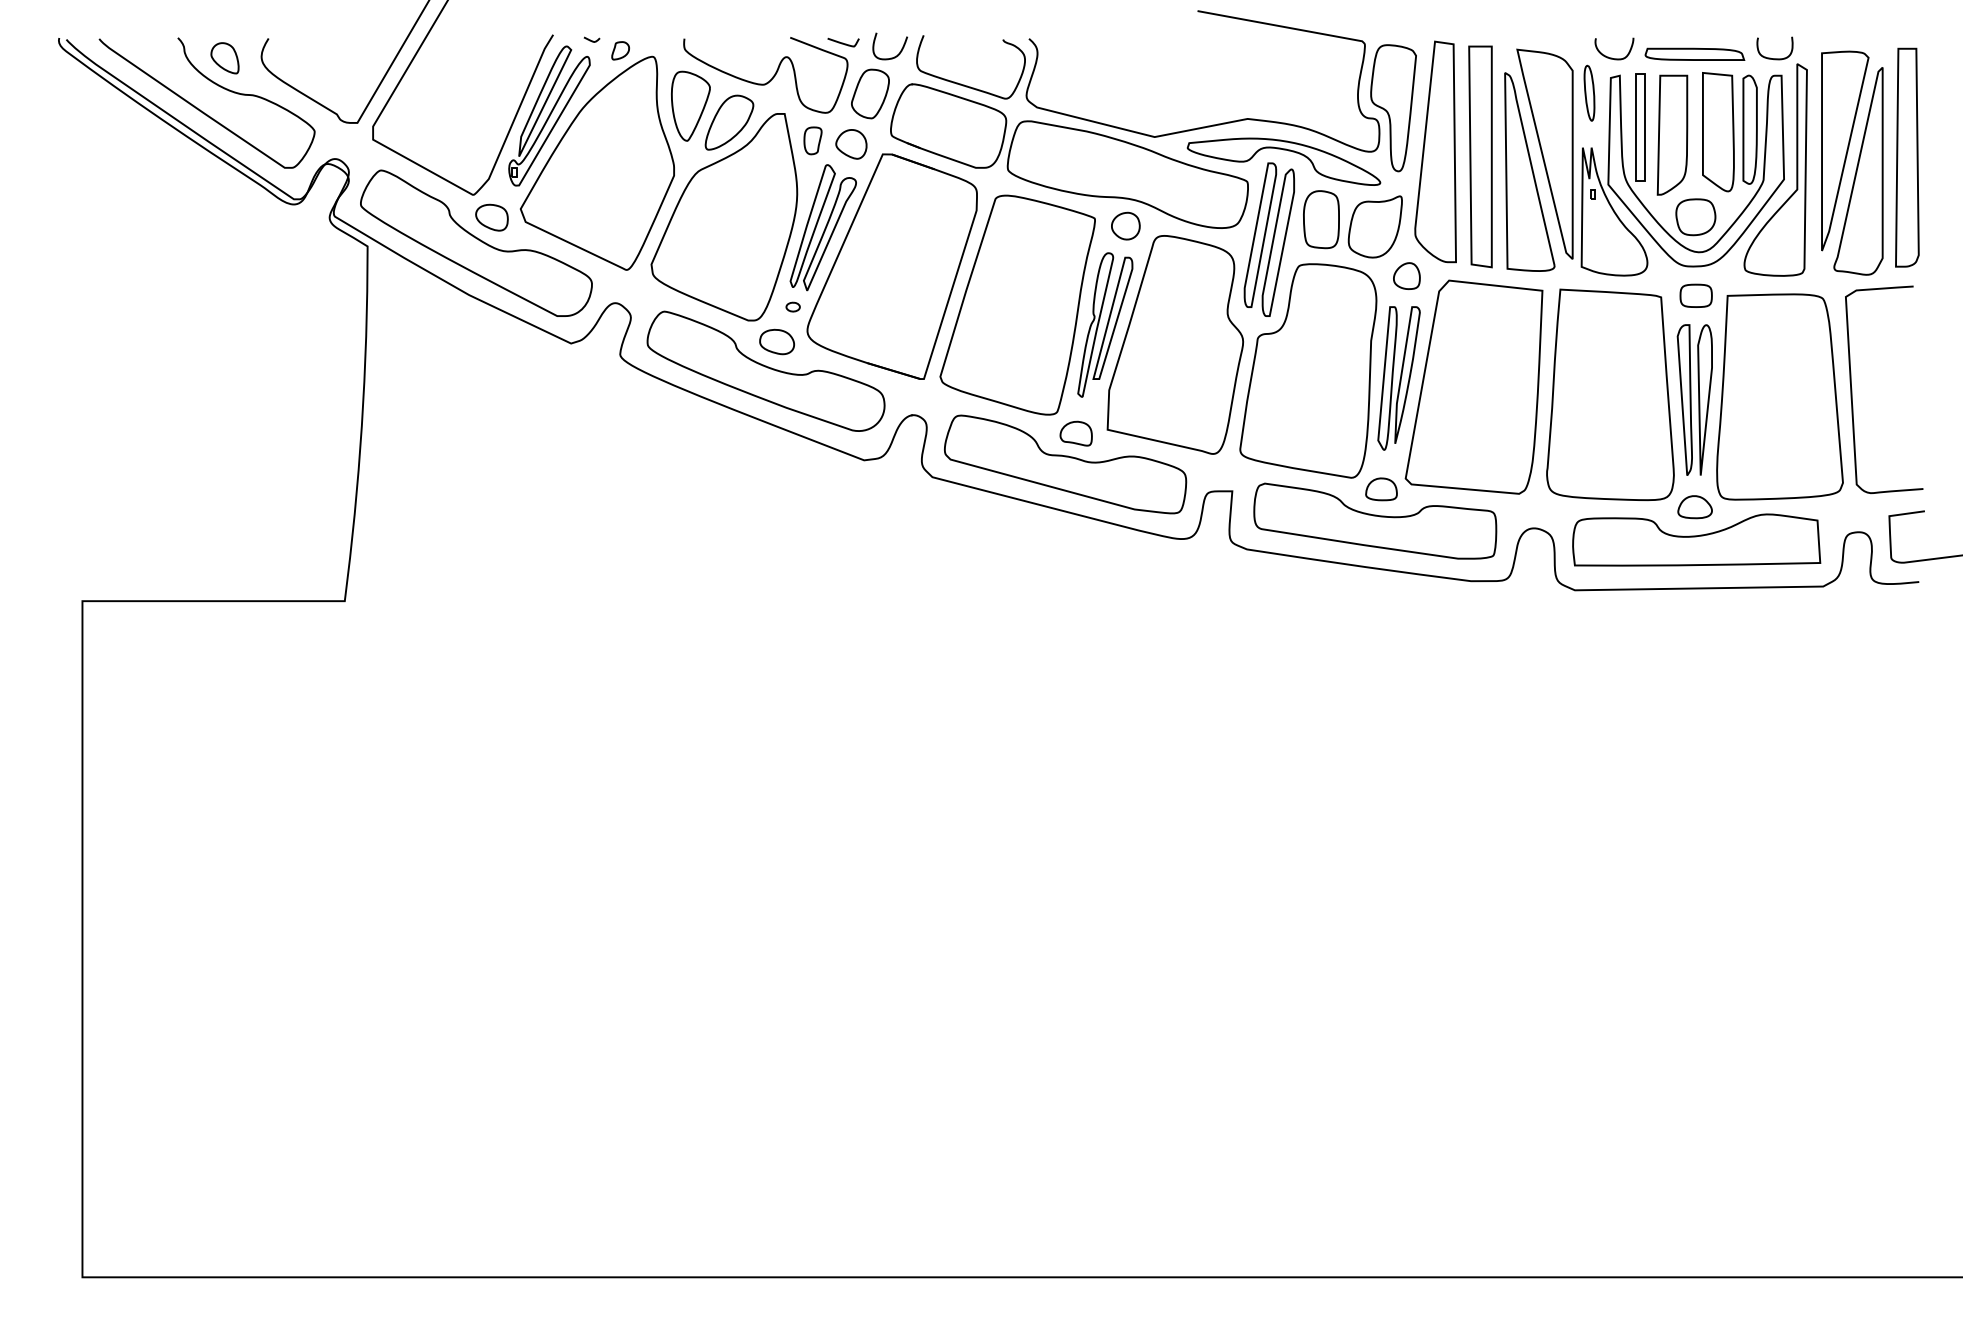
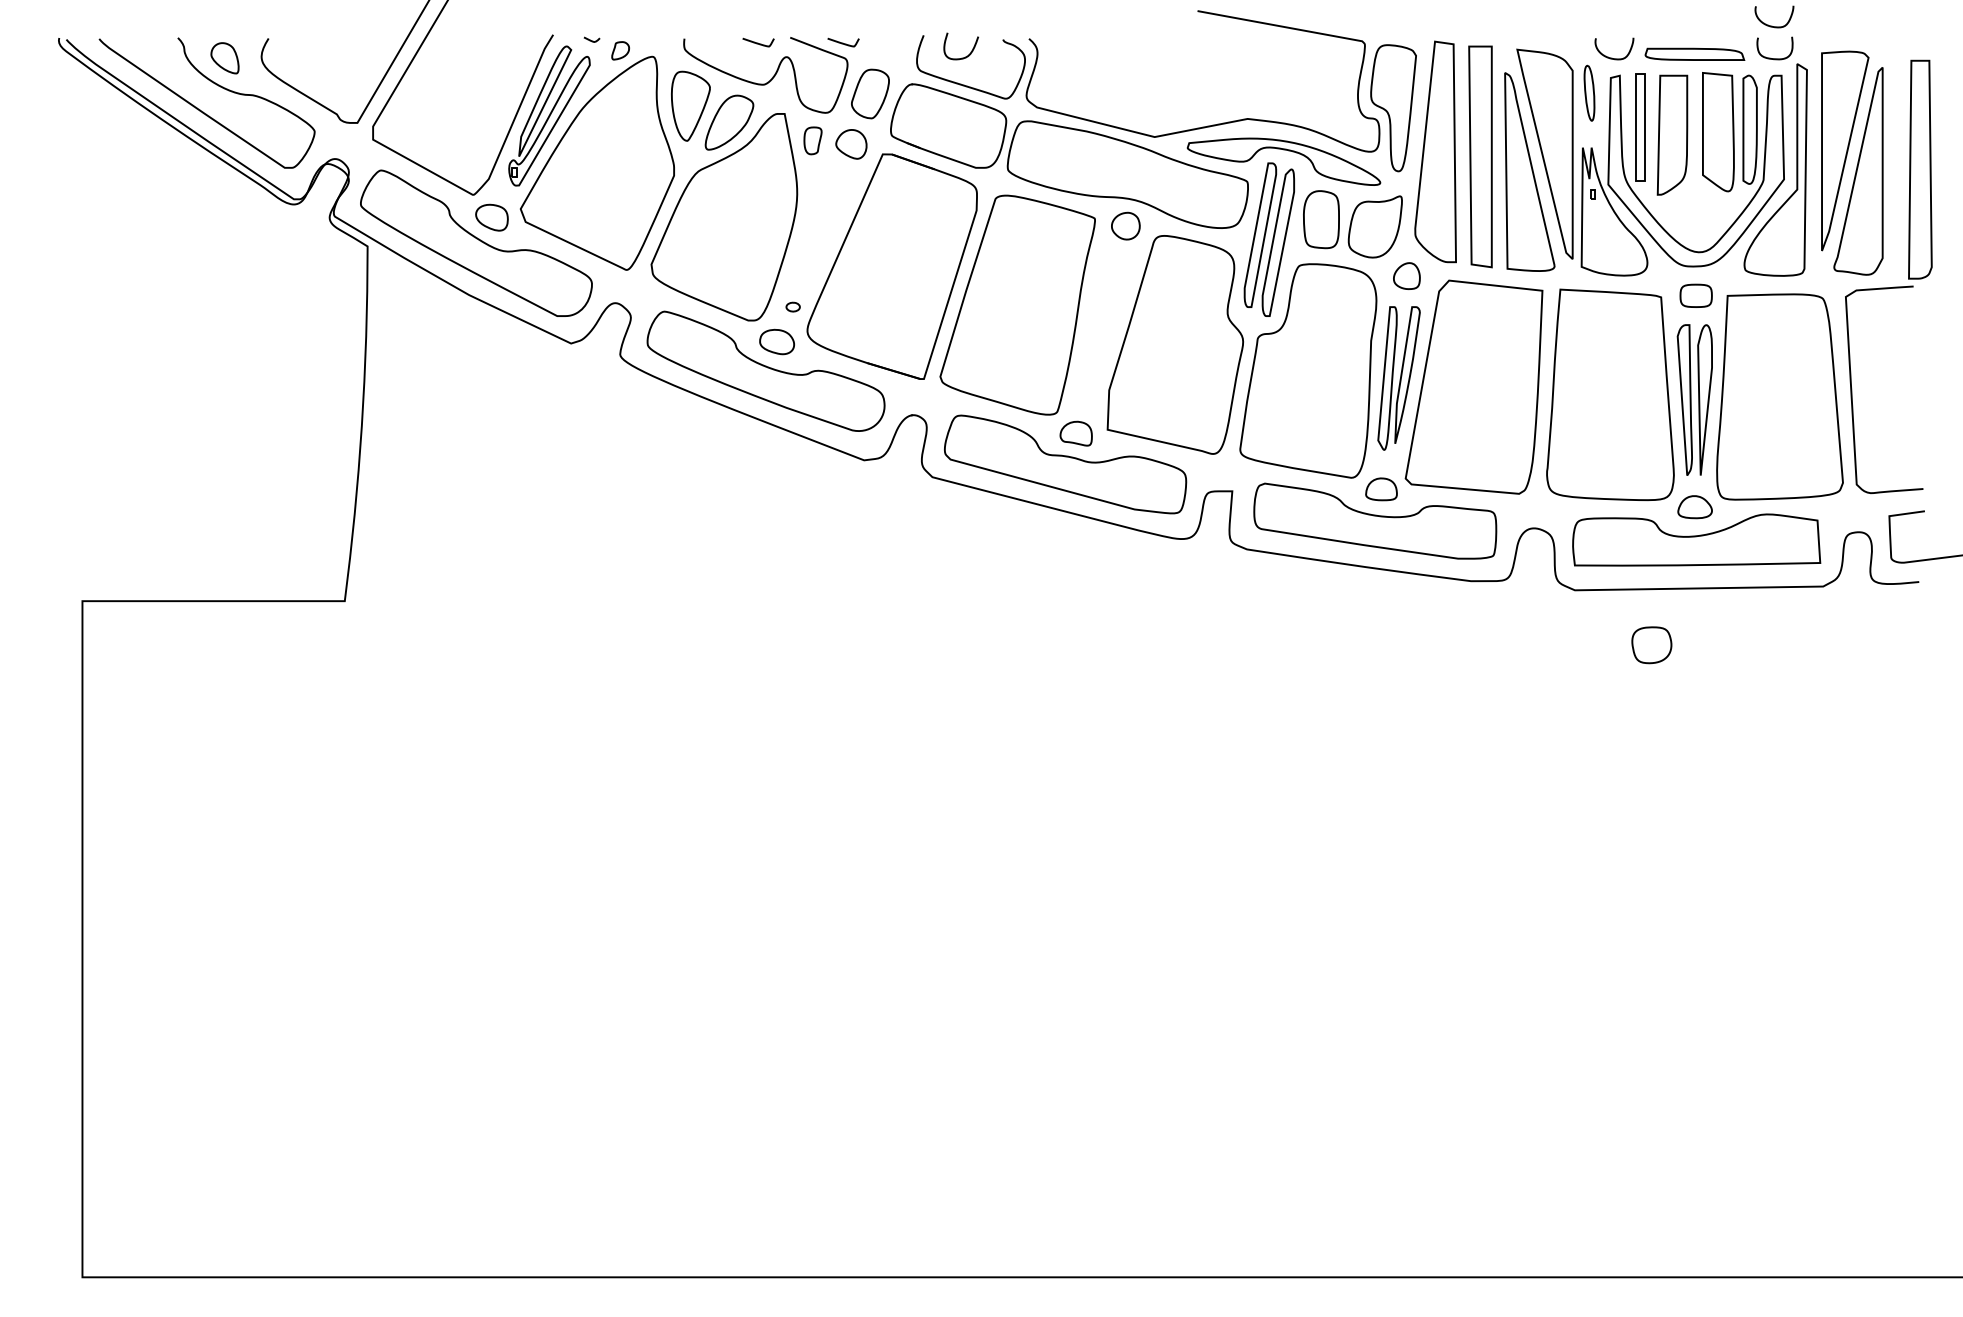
curve: none -> present (1772, 25)
curve: none -> present (758, 42)
curve position: (890, 57) -> (961, 57) (961, 57)
part position: (1907, 157) -> (1920, 169) (1920, 169)
part position: (1695, 217) -> (1651, 645) (1651, 645)
part: present -> none (822, 227)
part: present -> none (1105, 324)
